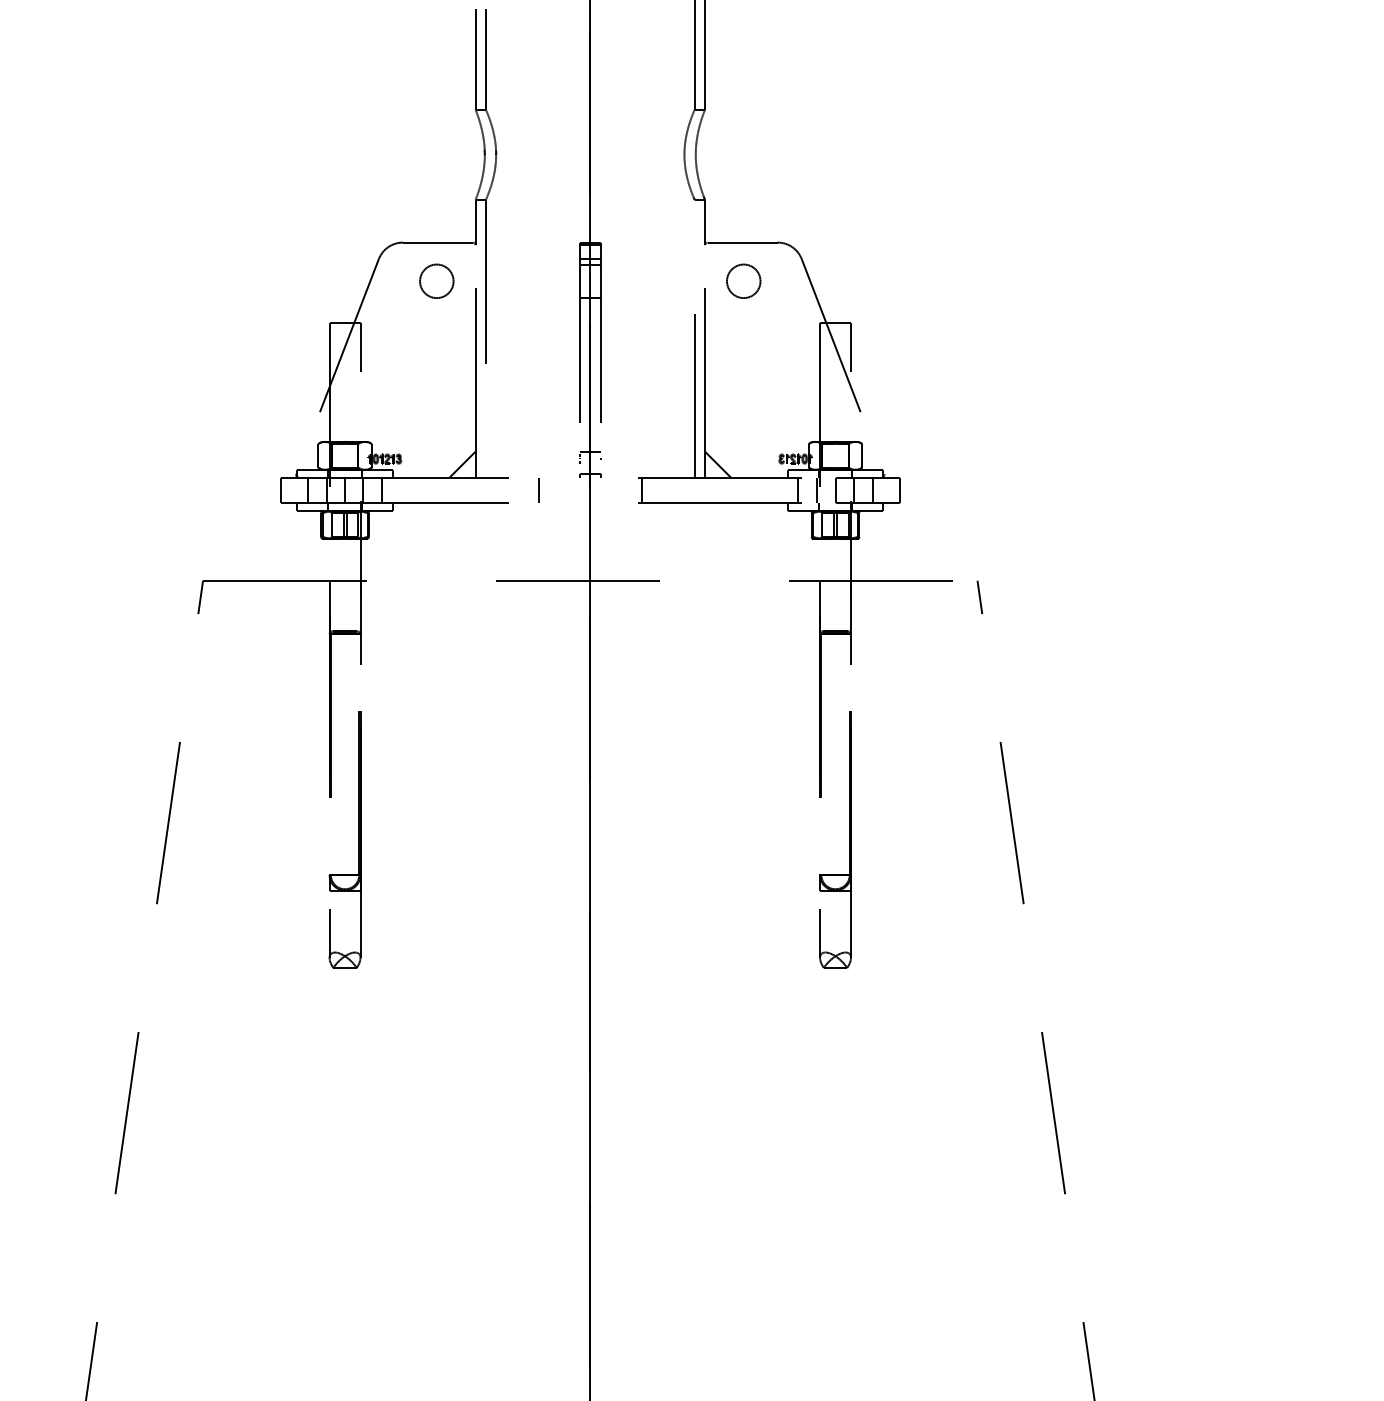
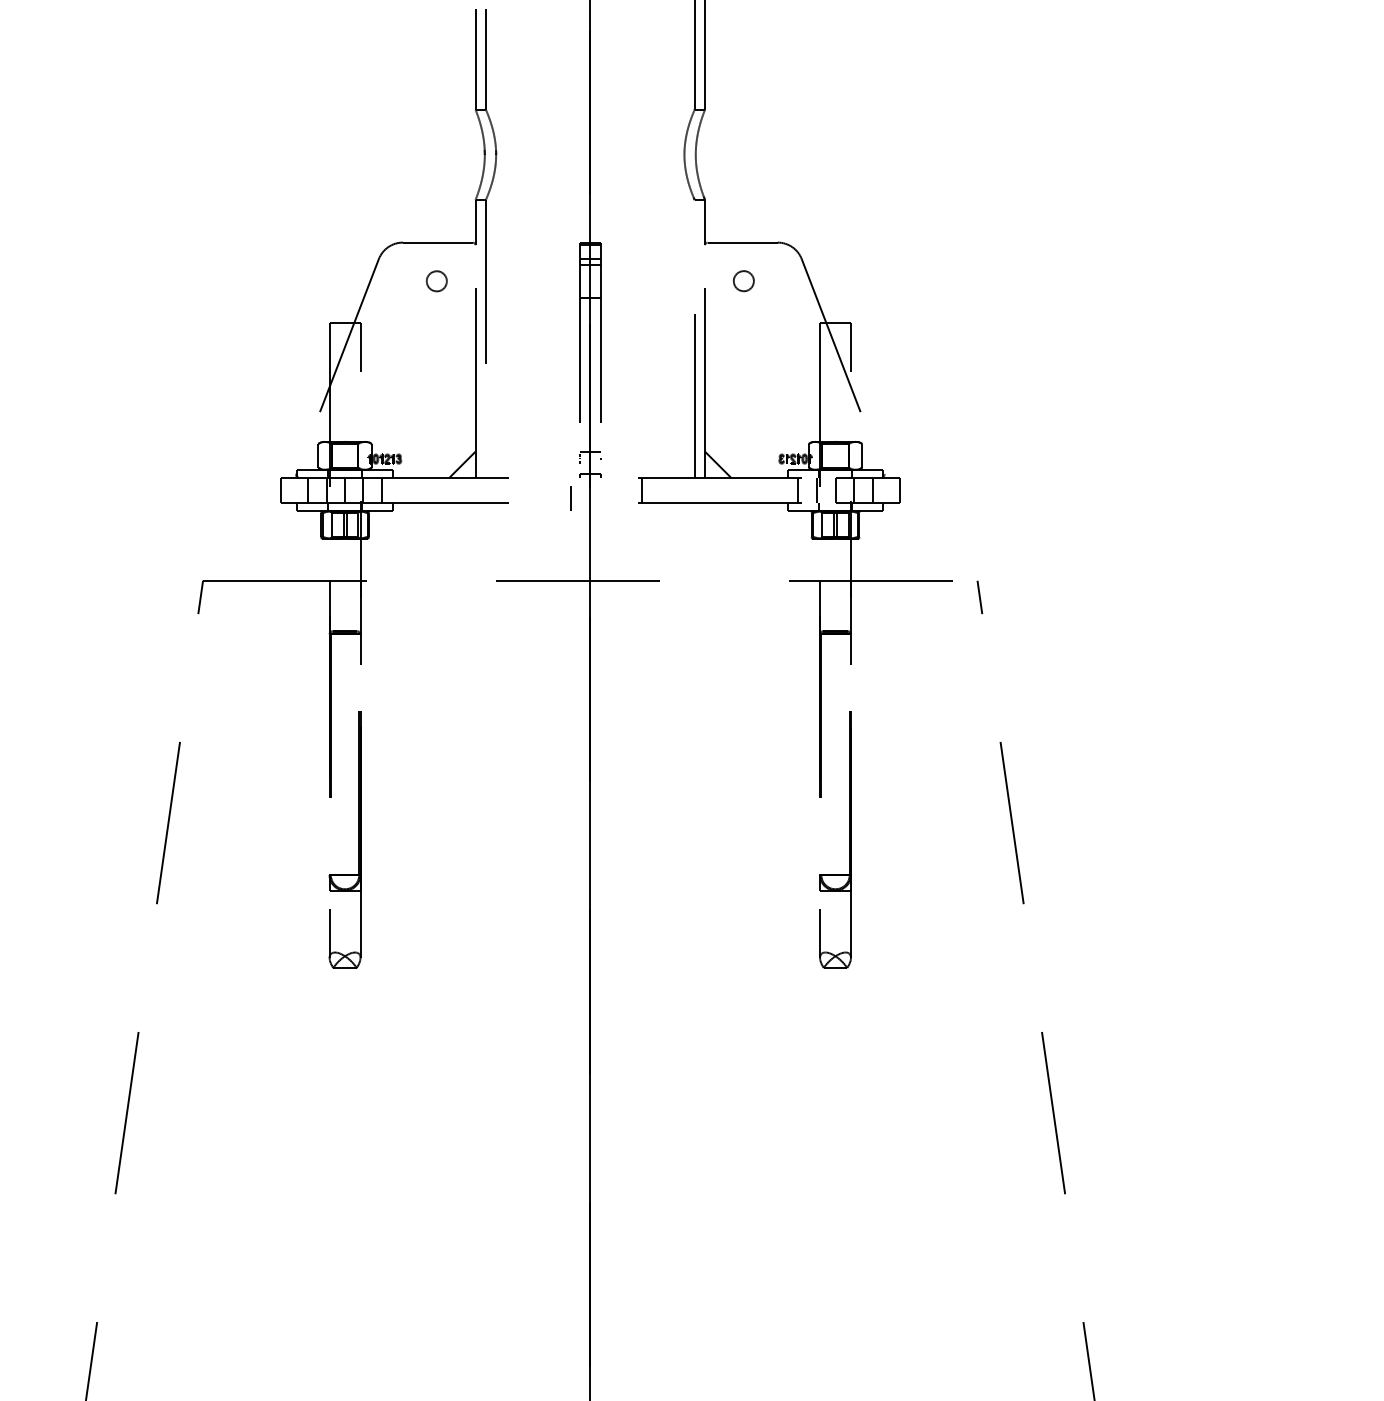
circle size: 36x36 px -> 23x23 px (743, 281)
circle diameter: 34 px -> 20 px (436, 281)
line position: (538, 490) -> (570, 498) (570, 498)
